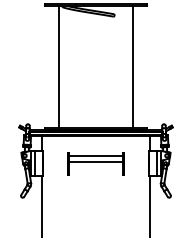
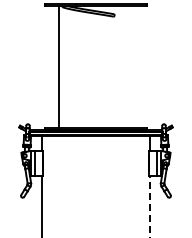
line: present -> none (132, 67)
part: present -> none (95, 163)
line: solid -> dashed (149, 206)
